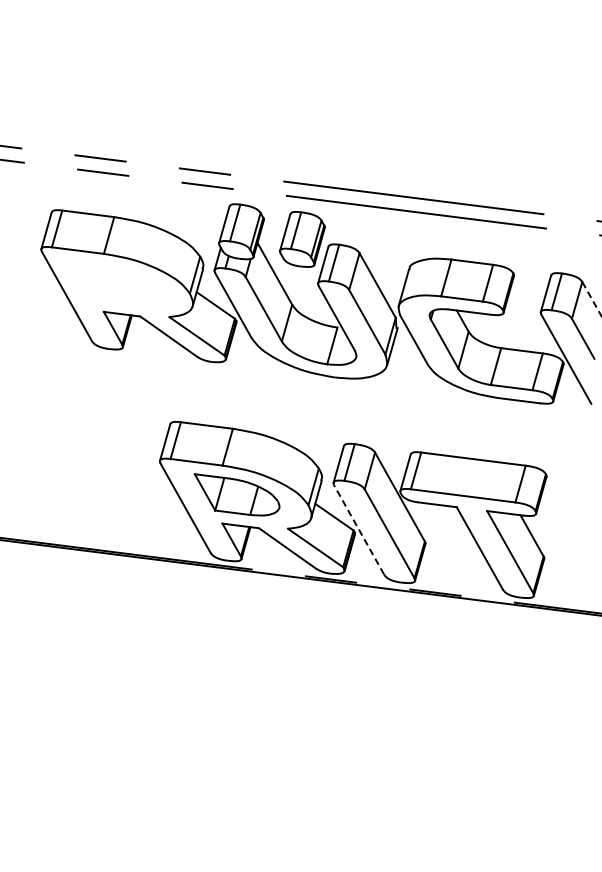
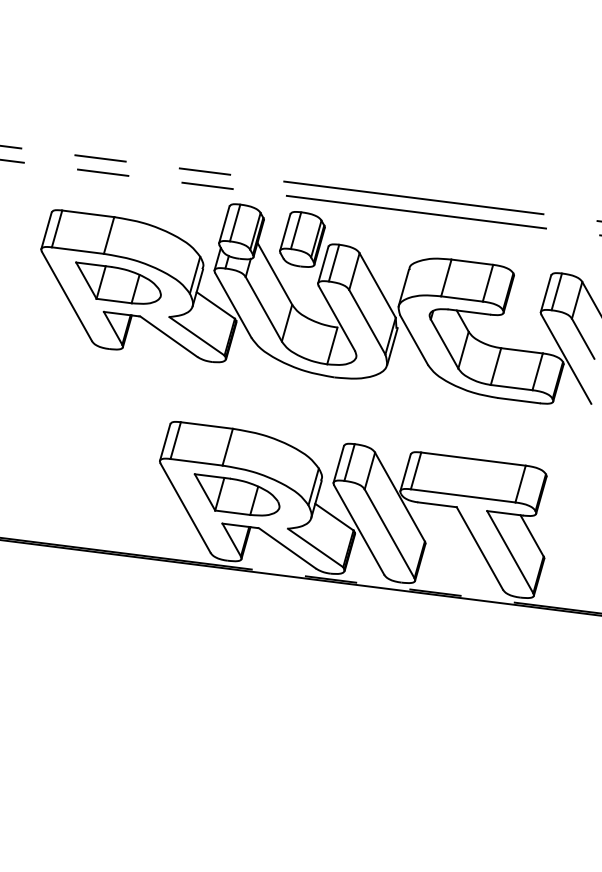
part: none -> present (118, 282)
line: dashed -> solid (592, 299)
line: dashed -> solid (359, 530)
